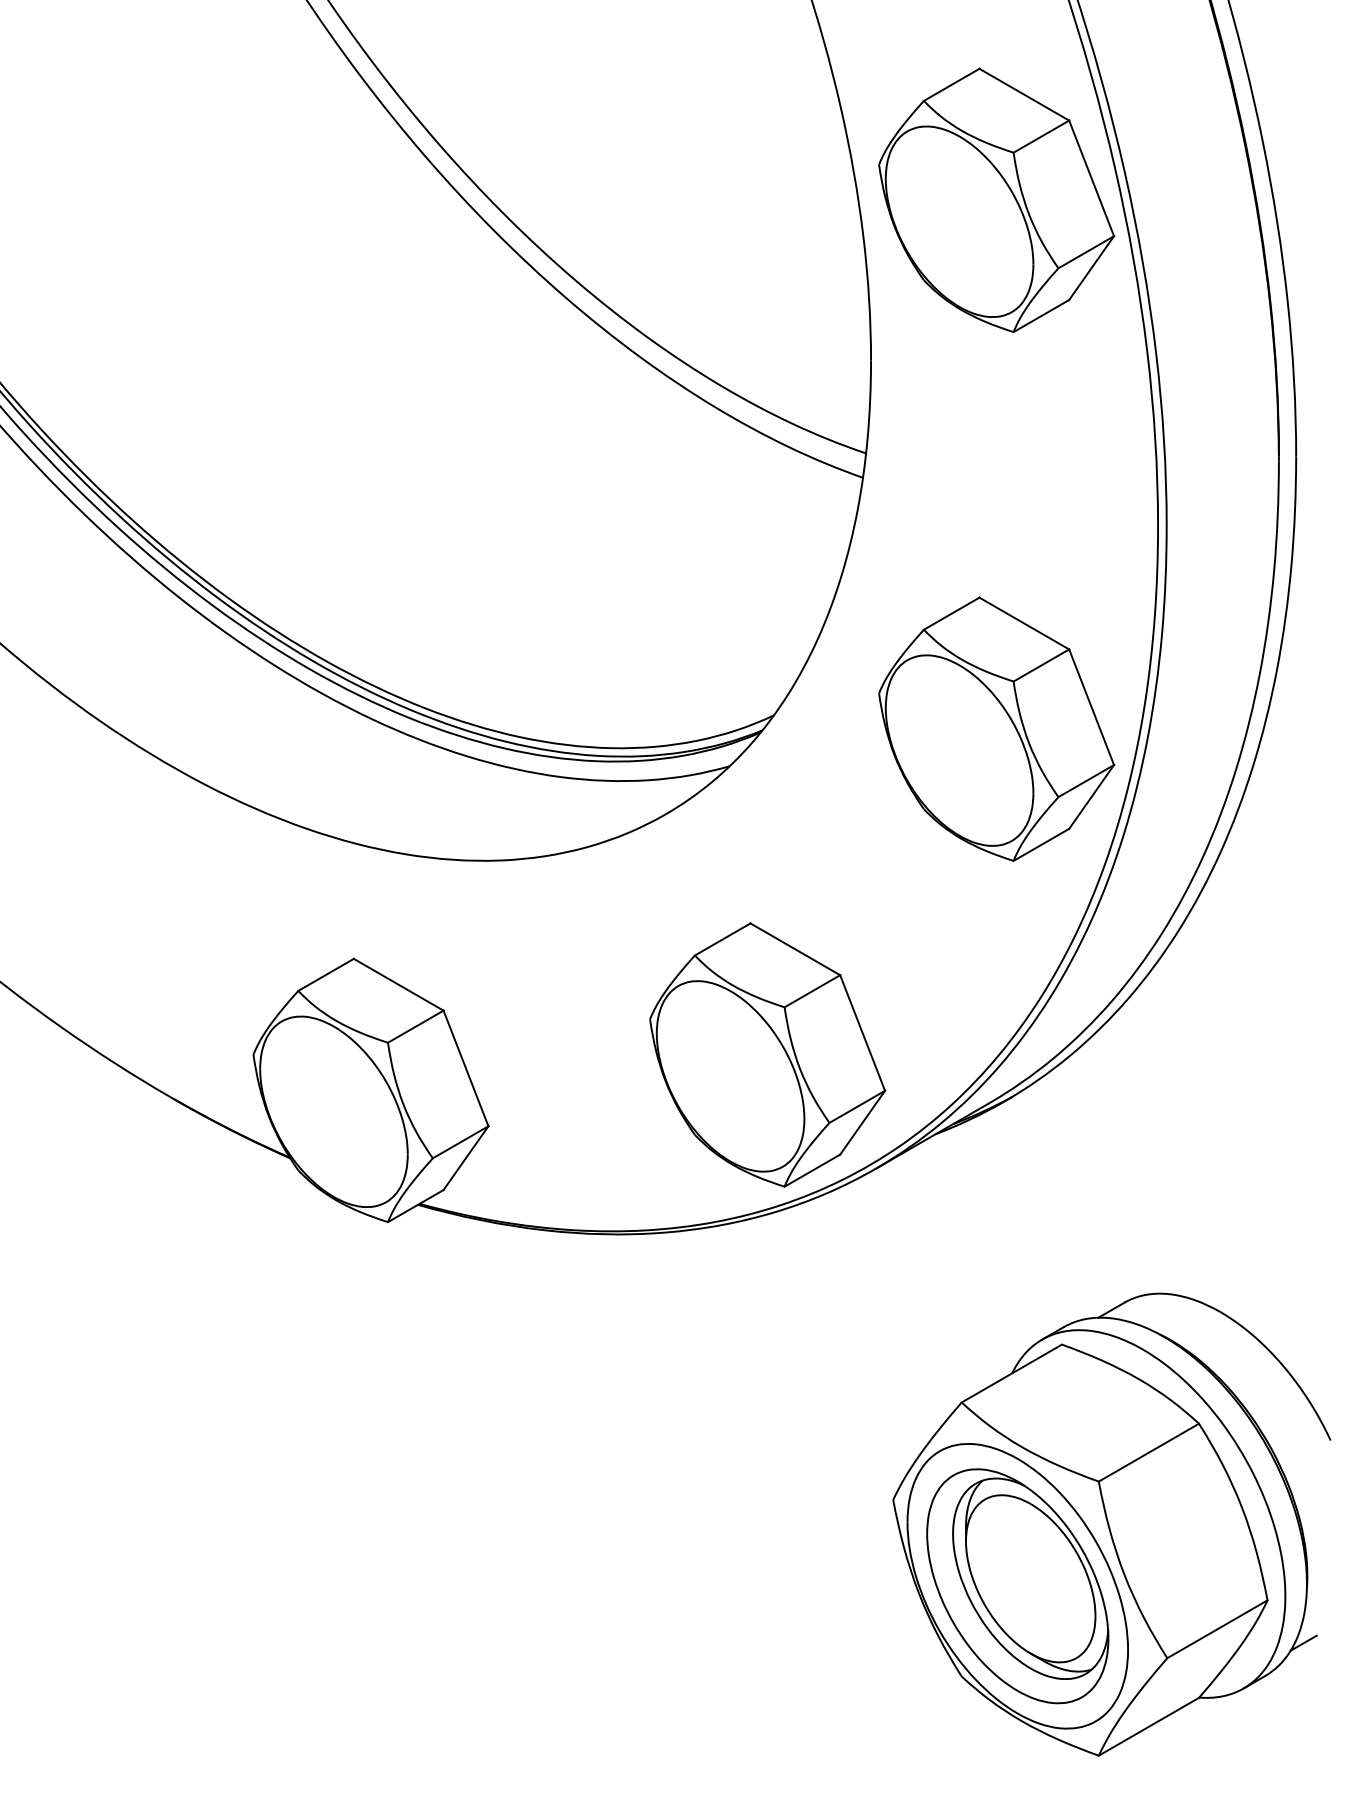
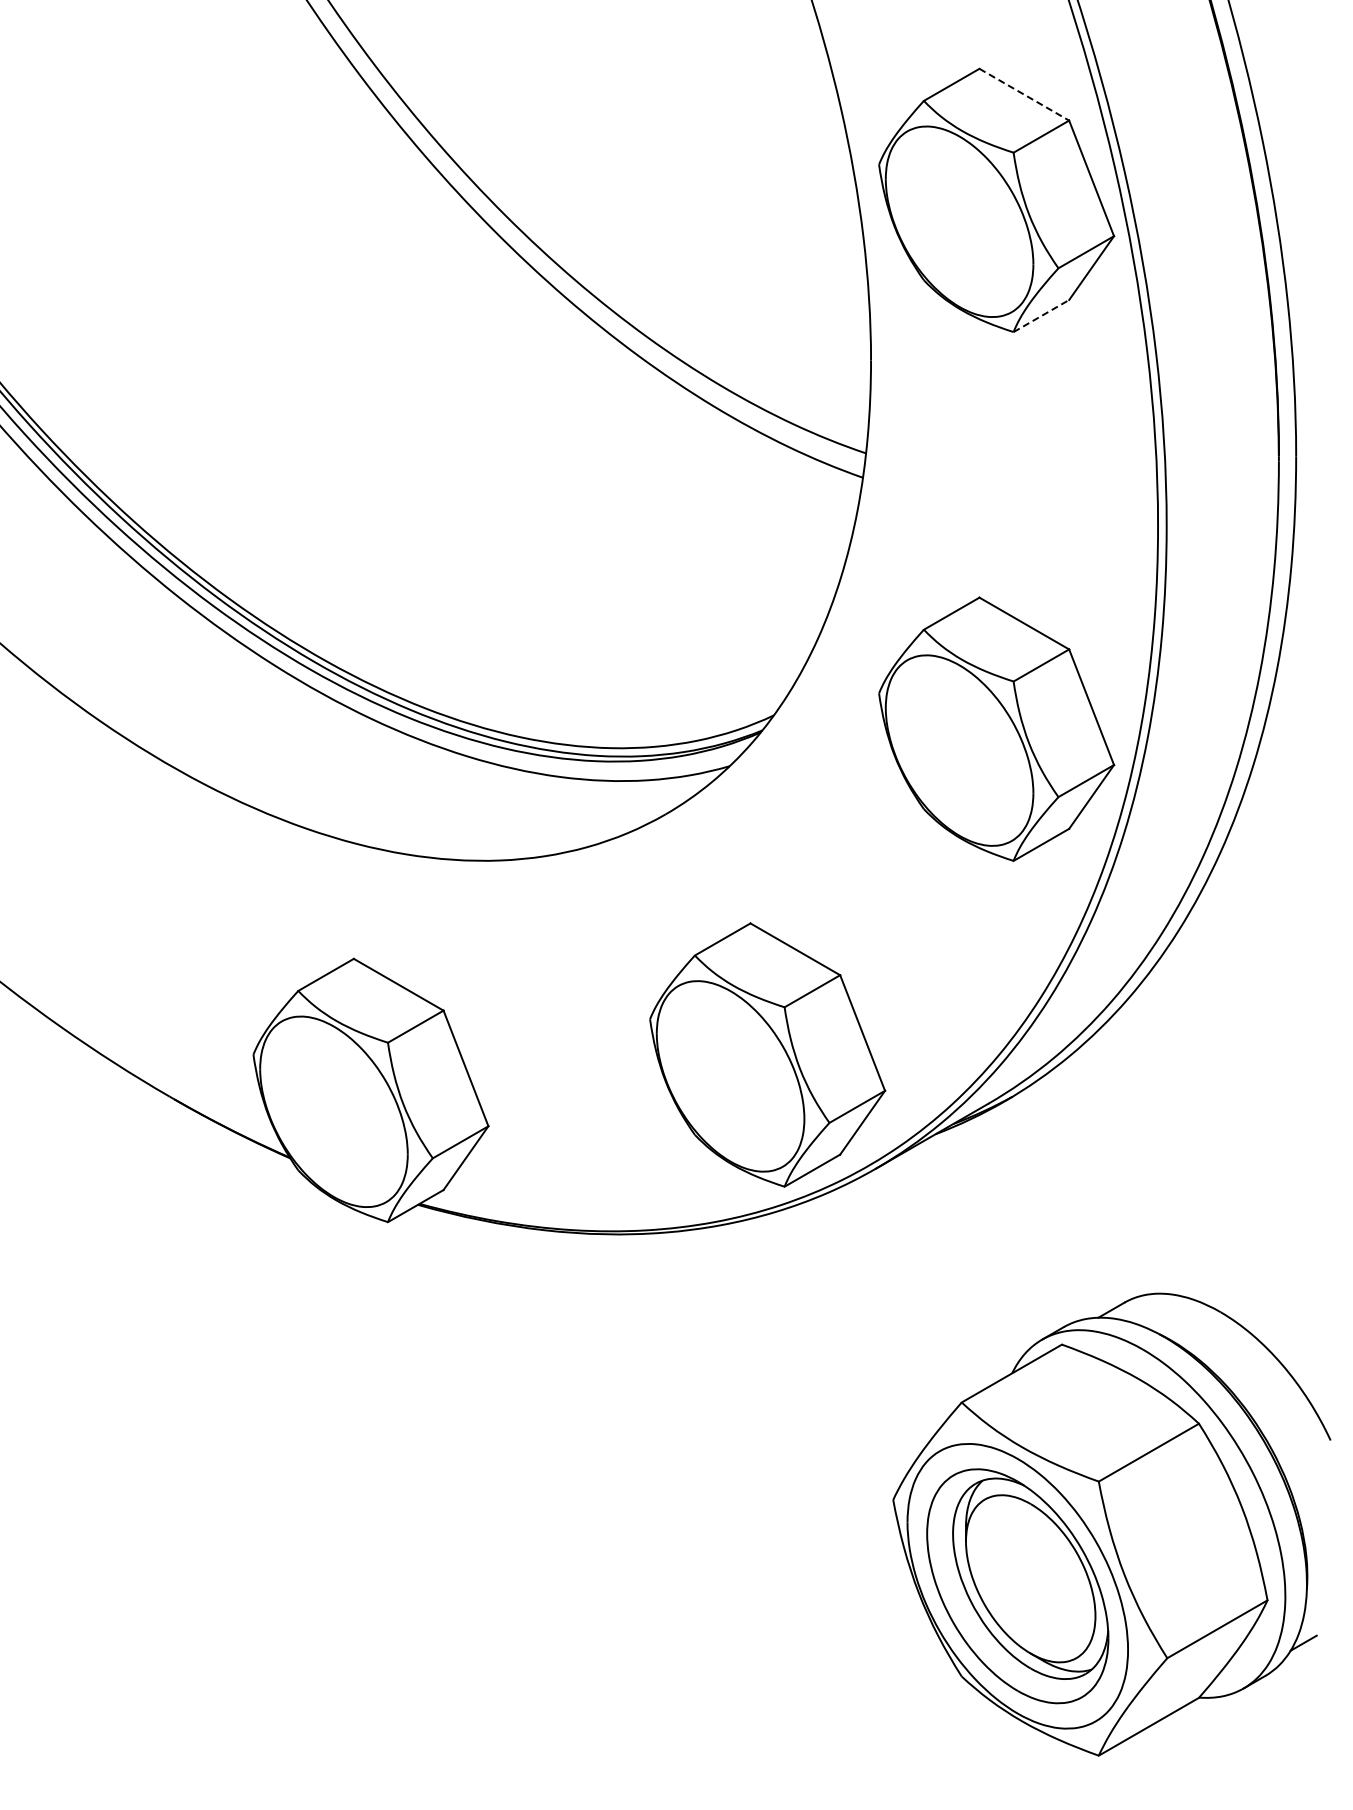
line: solid -> dashed (1024, 94)
line: solid -> dashed (1041, 315)
